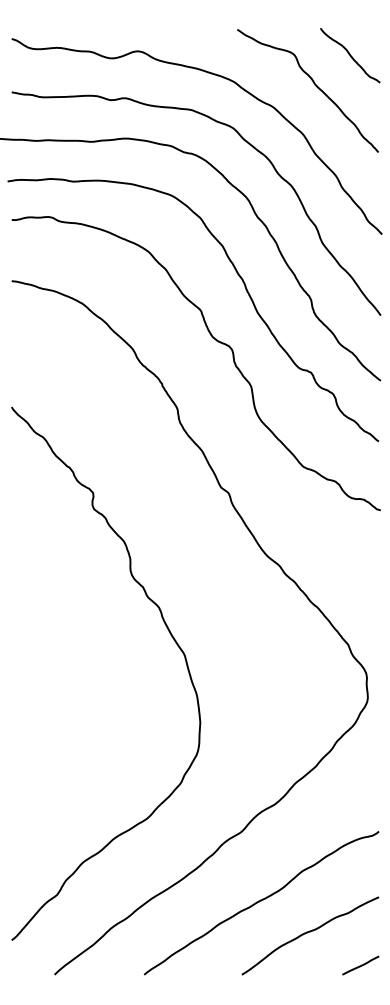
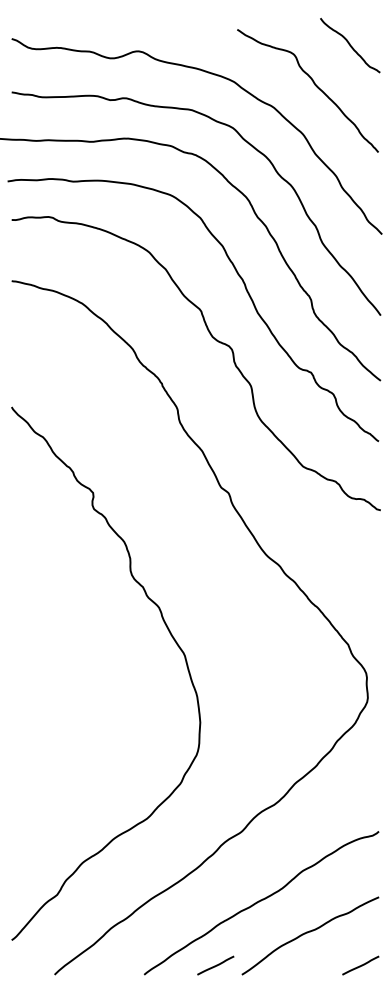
curve position: (350, 55) -> (350, 45) (350, 45)
line: none -> present (215, 965)
